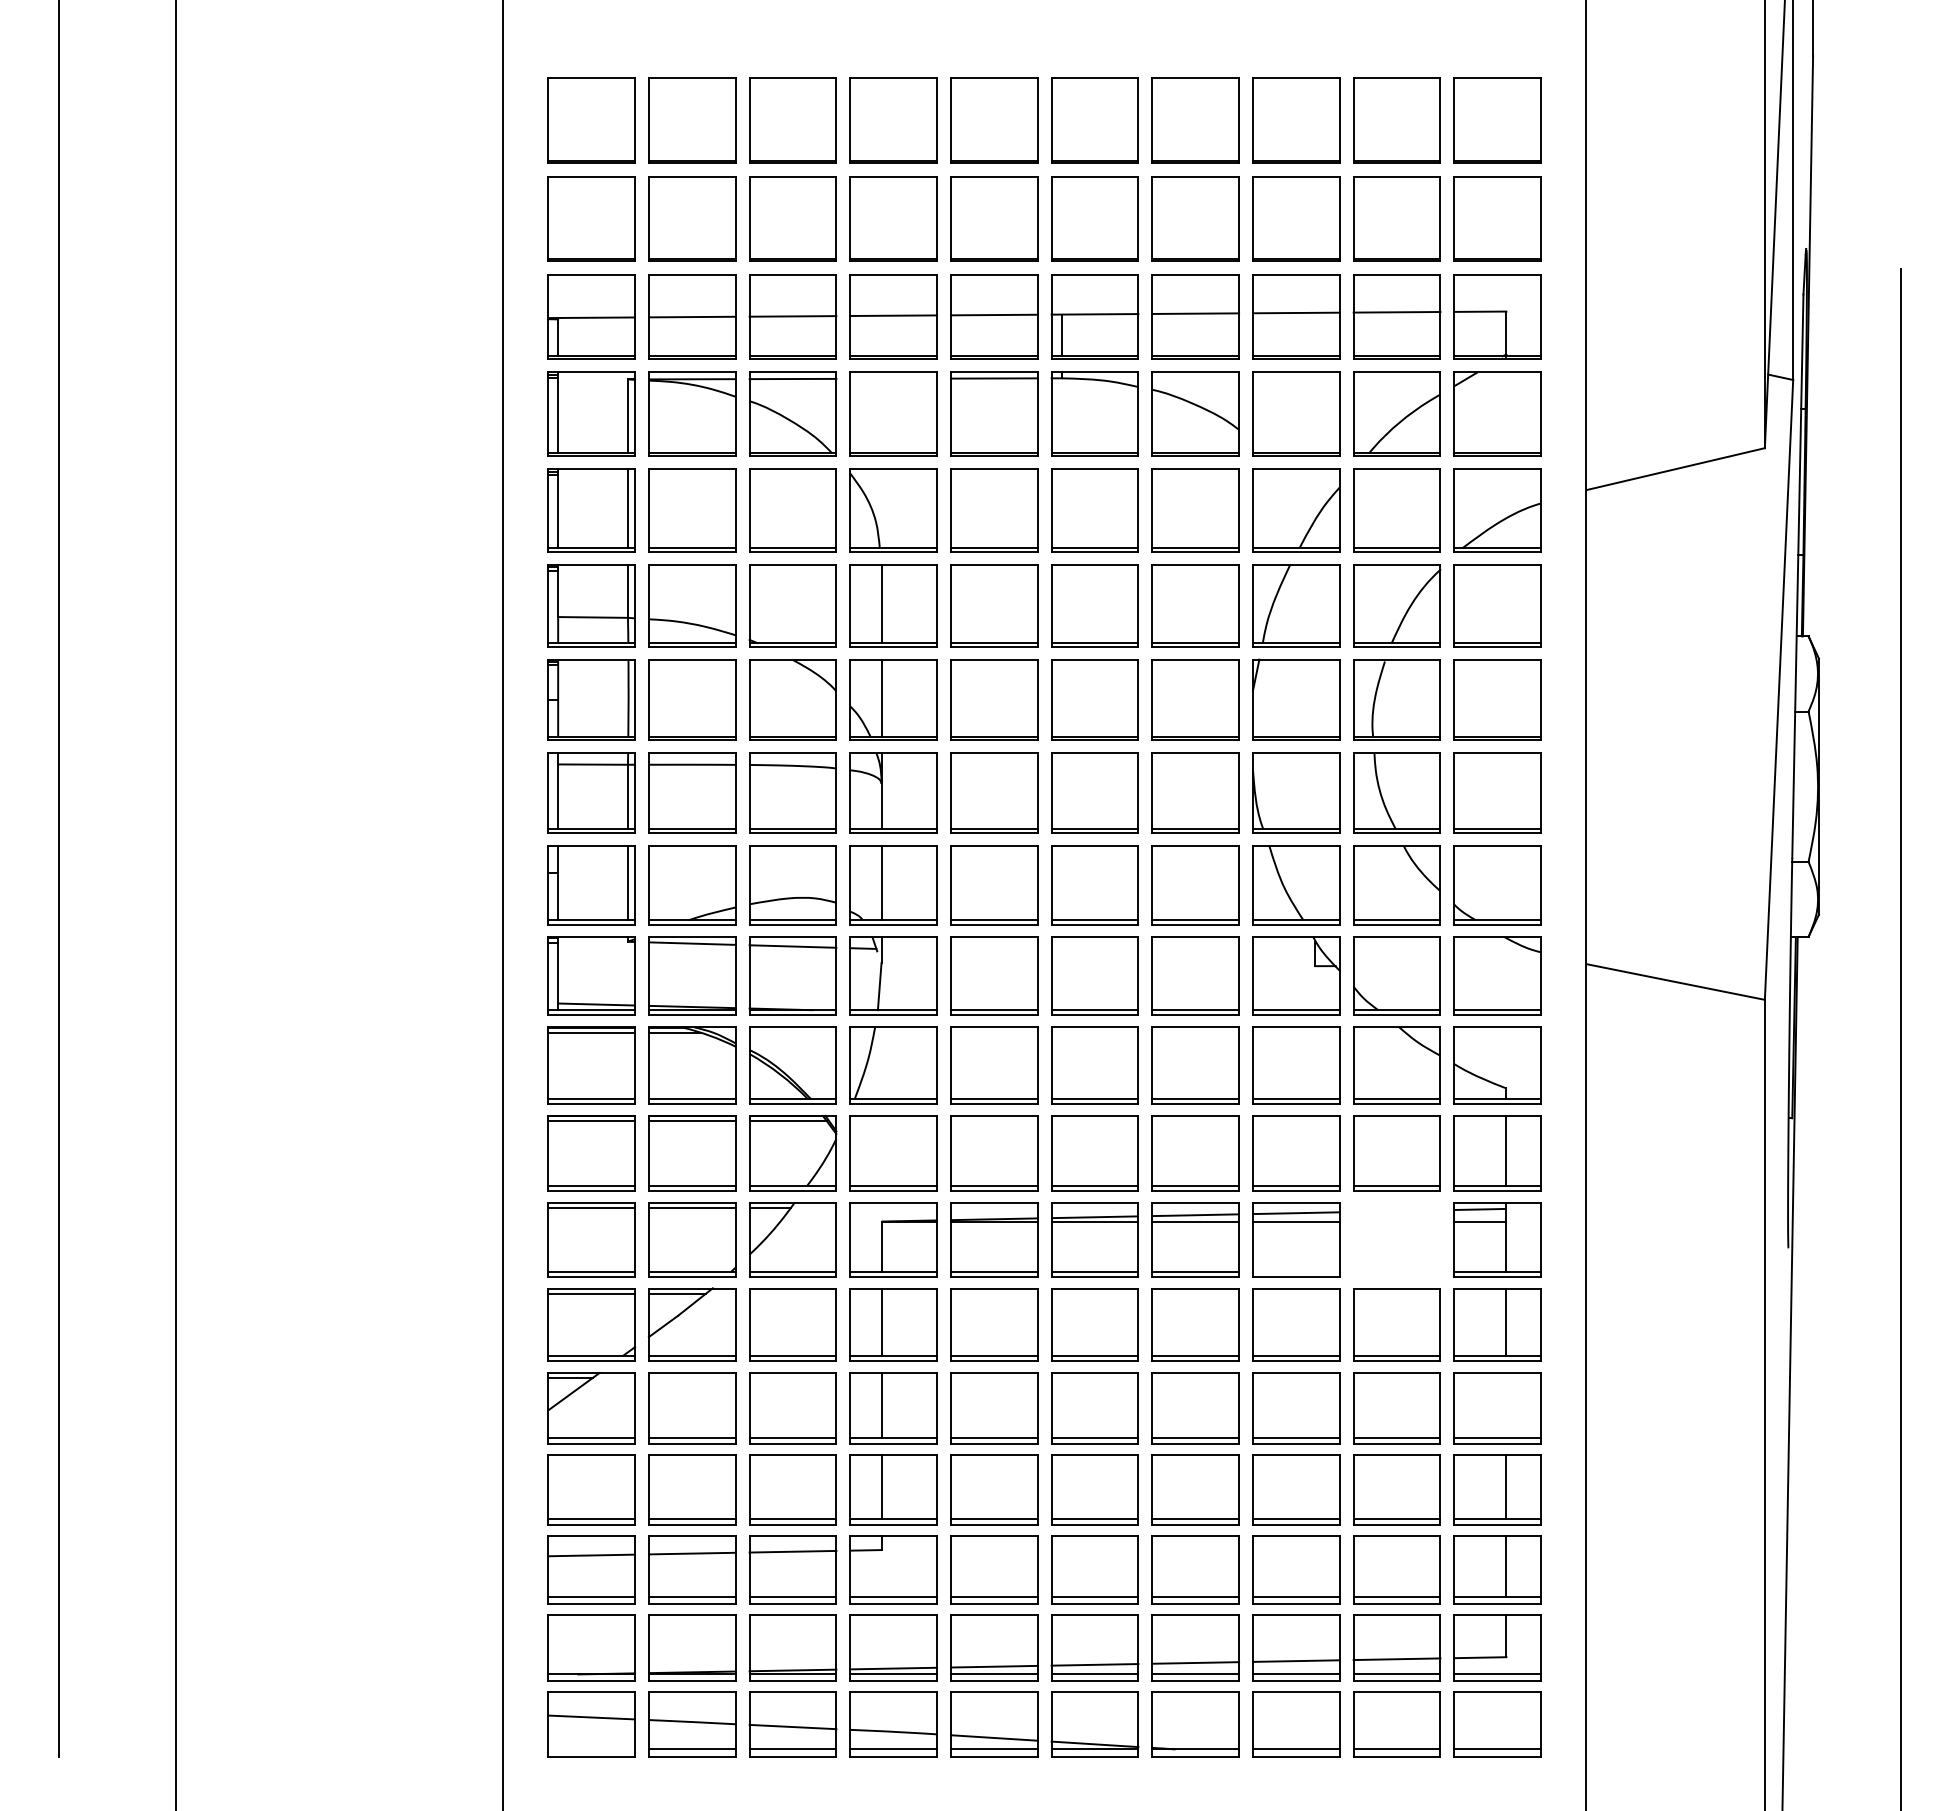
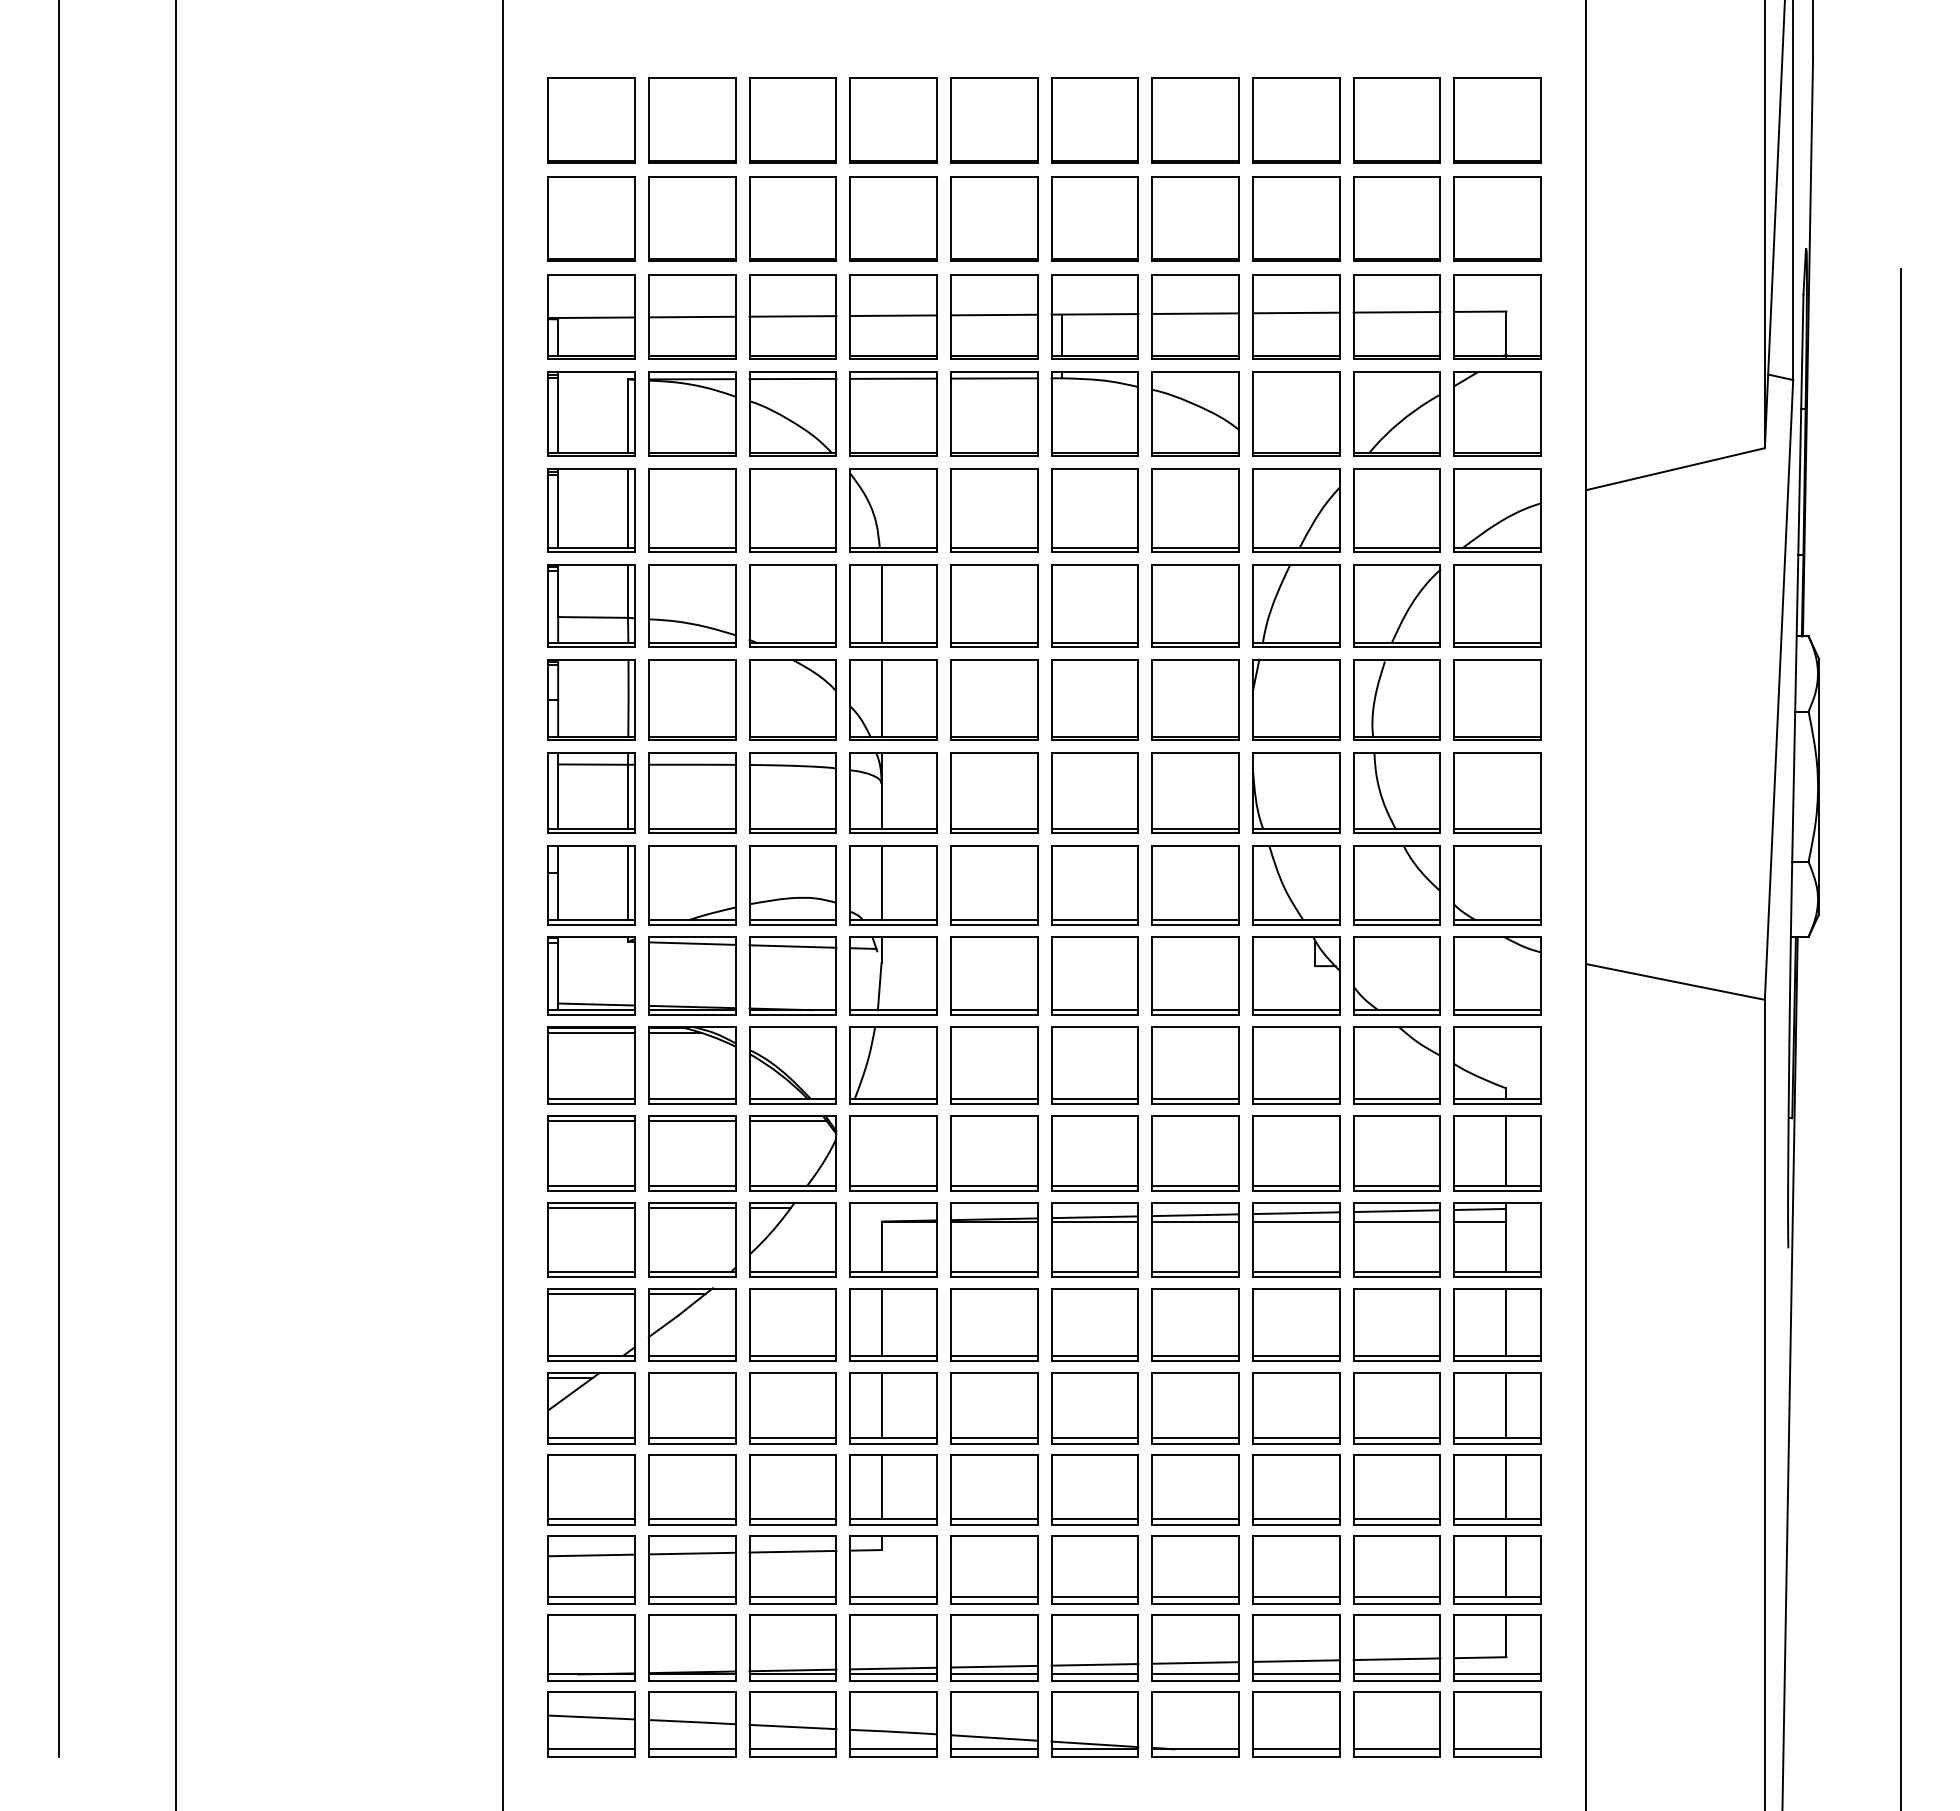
line: none -> present (893, 378)
part: none -> present (1396, 1239)
line: none -> present (1295, 1271)
line: none -> present (1506, 1404)
line: none -> present (591, 1749)
